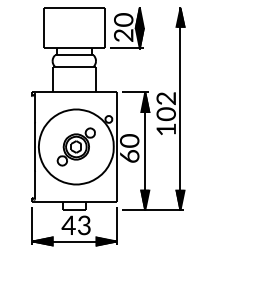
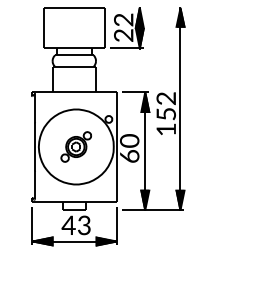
text: 20 -> 22 (123, 19)
text: 102 -> 152 (166, 114)
part size: 40x40 px -> 32x32 px (75, 146)
